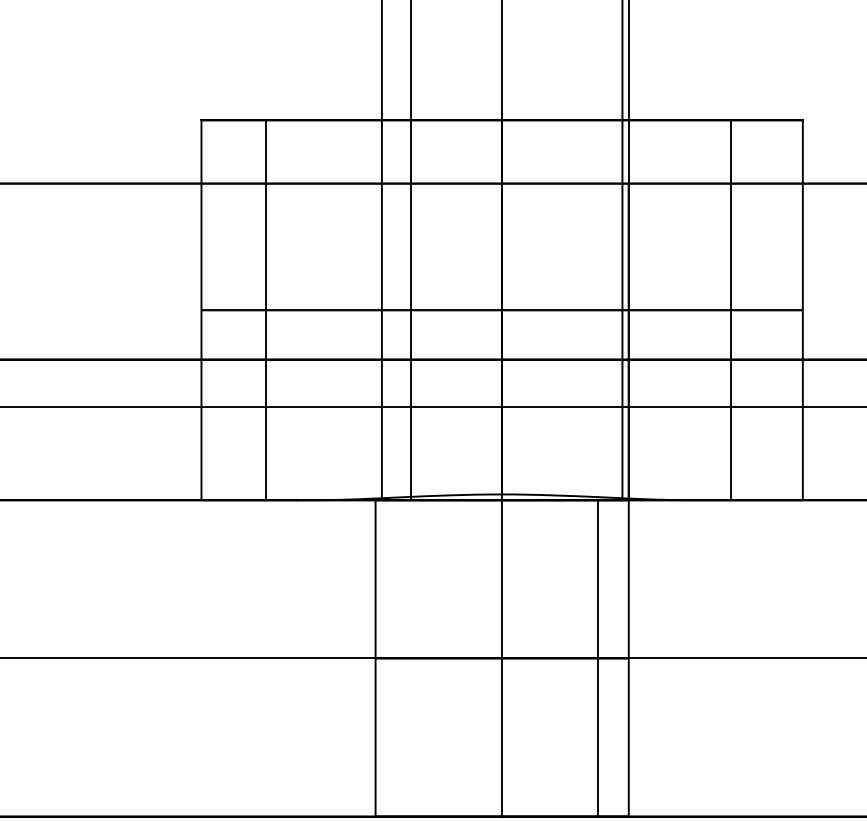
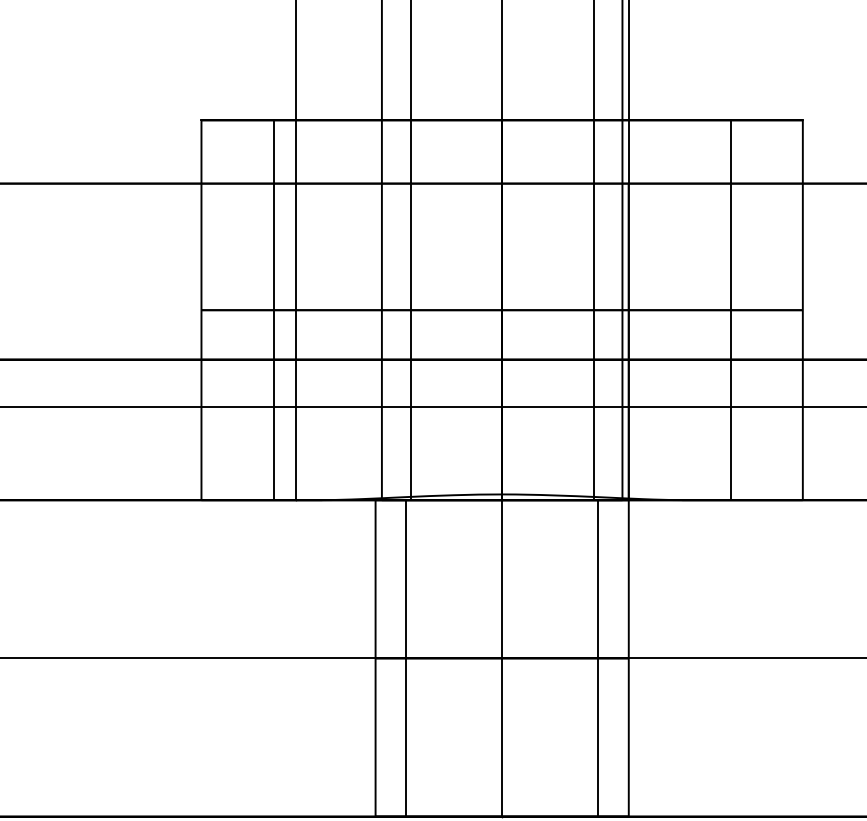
line: none -> present (296, 251)
line: none -> present (593, 251)
line position: (265, 310) -> (273, 310) (273, 310)
line: none -> present (405, 658)
